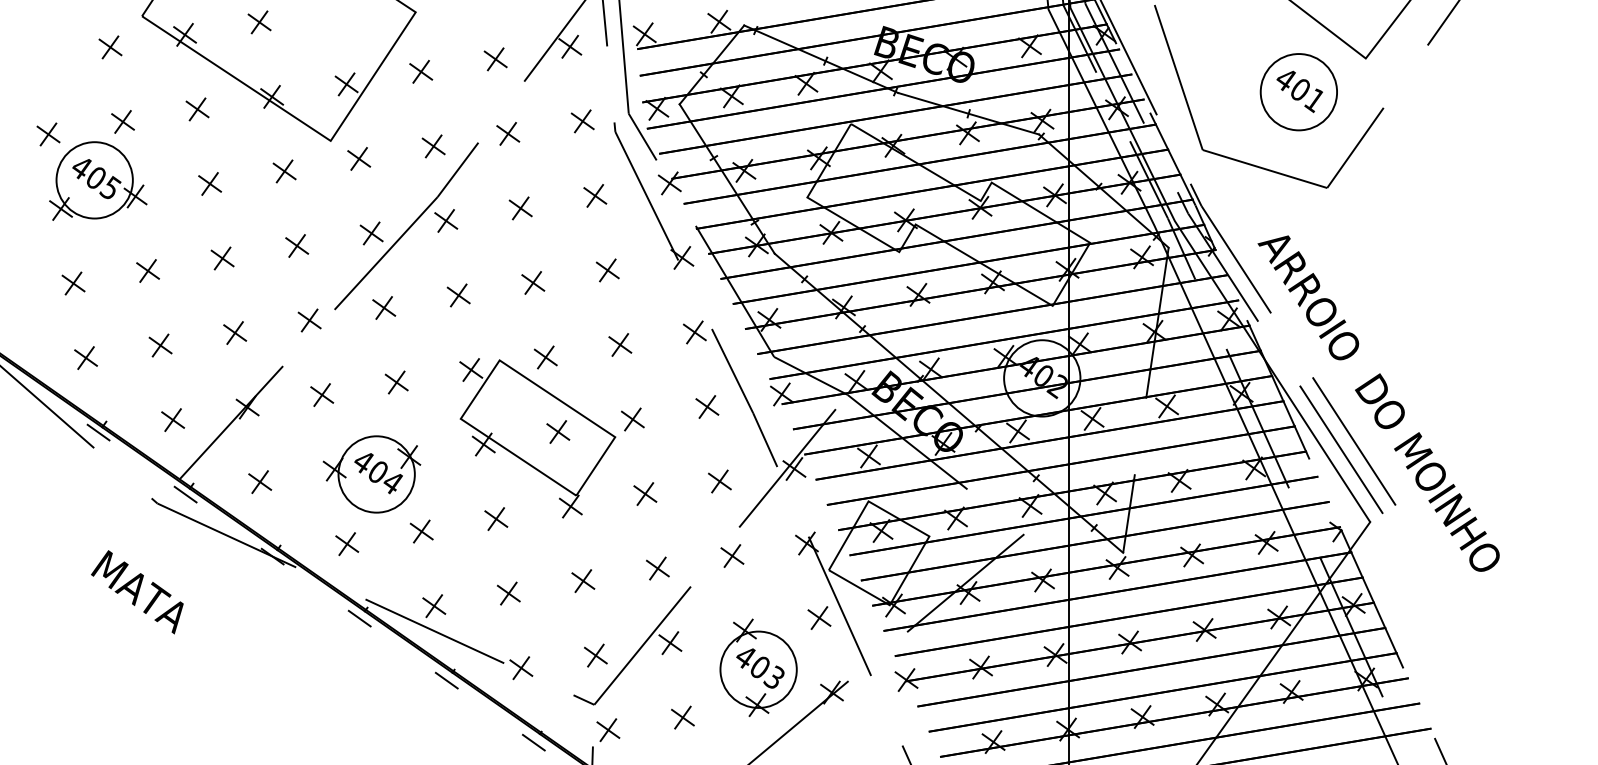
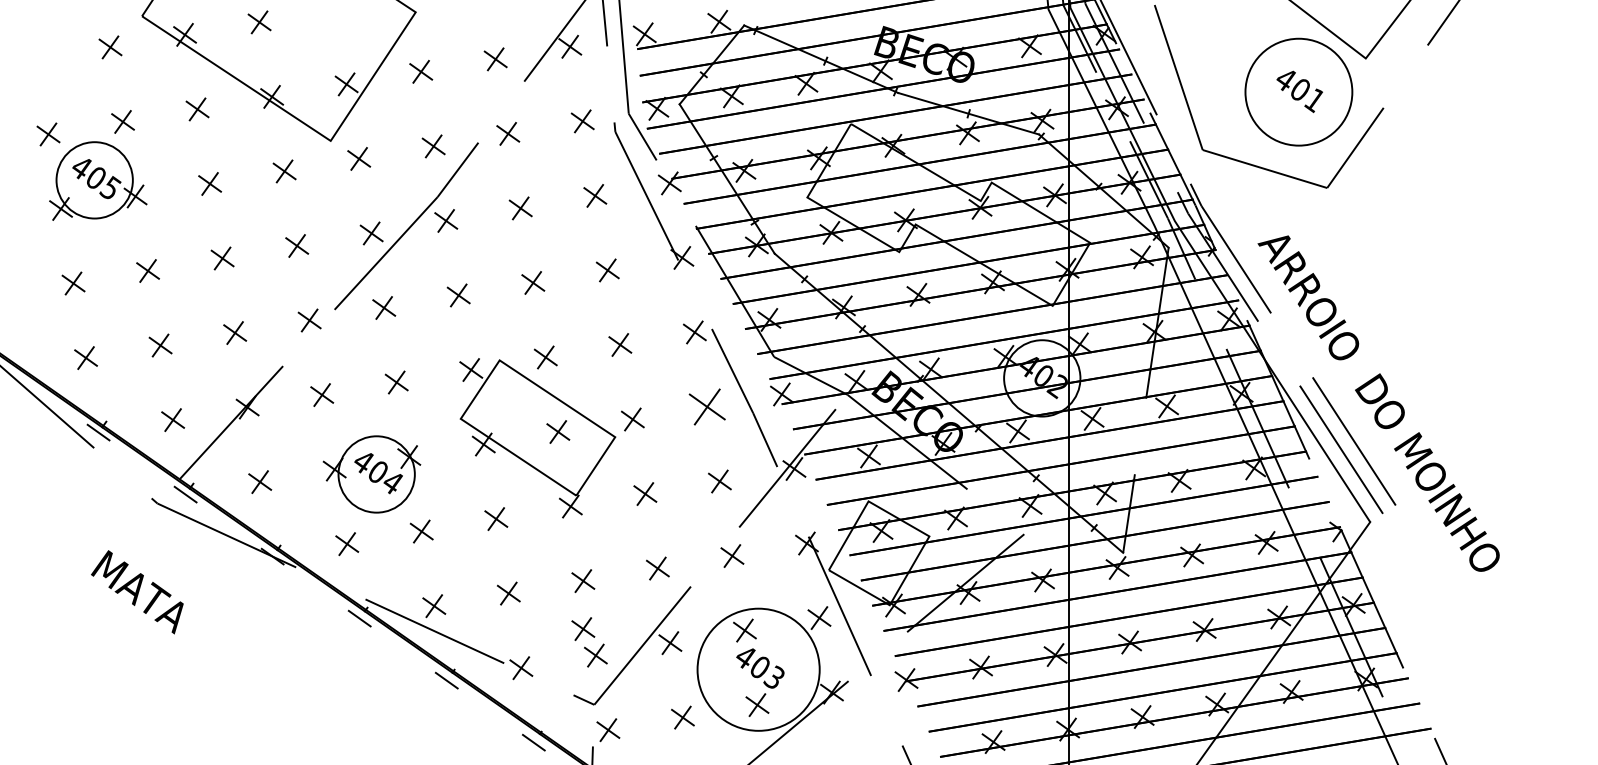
circle diameter: 76 px -> 107 px (1298, 91)
part size: 25x24 px -> 38x38 px (706, 406)
part: none -> present (583, 628)
circle diameter: 76 px -> 122 px (758, 669)
